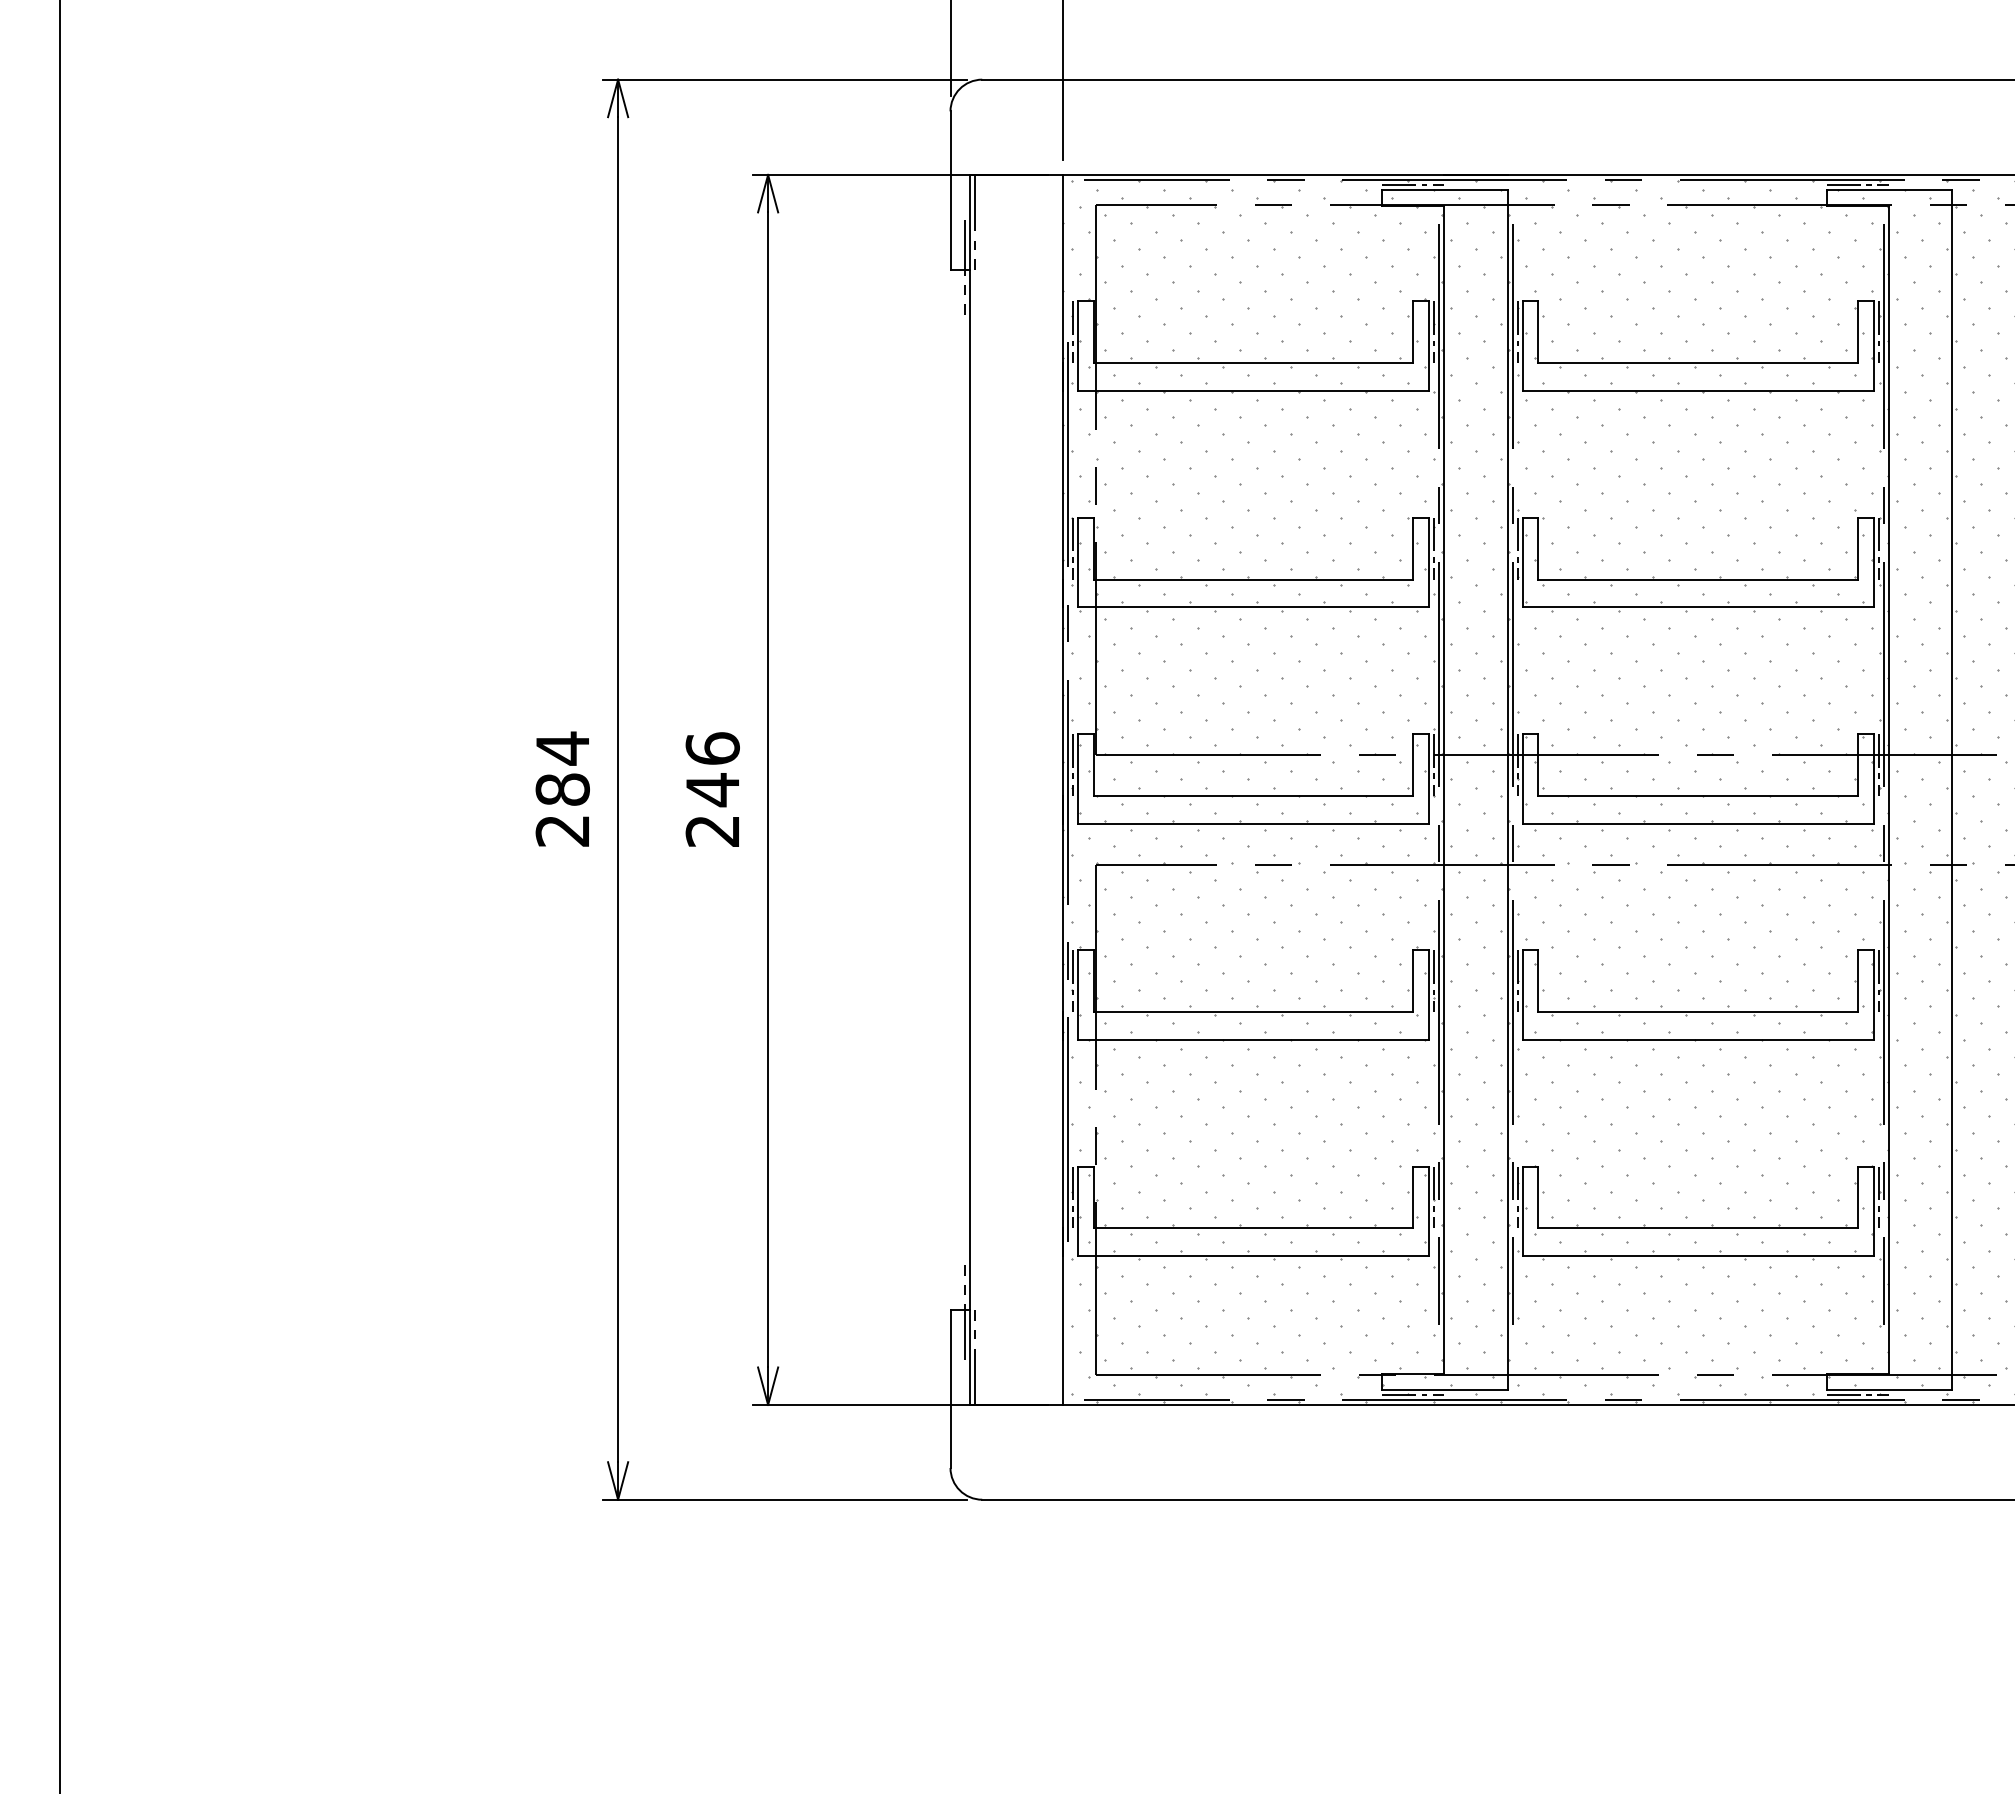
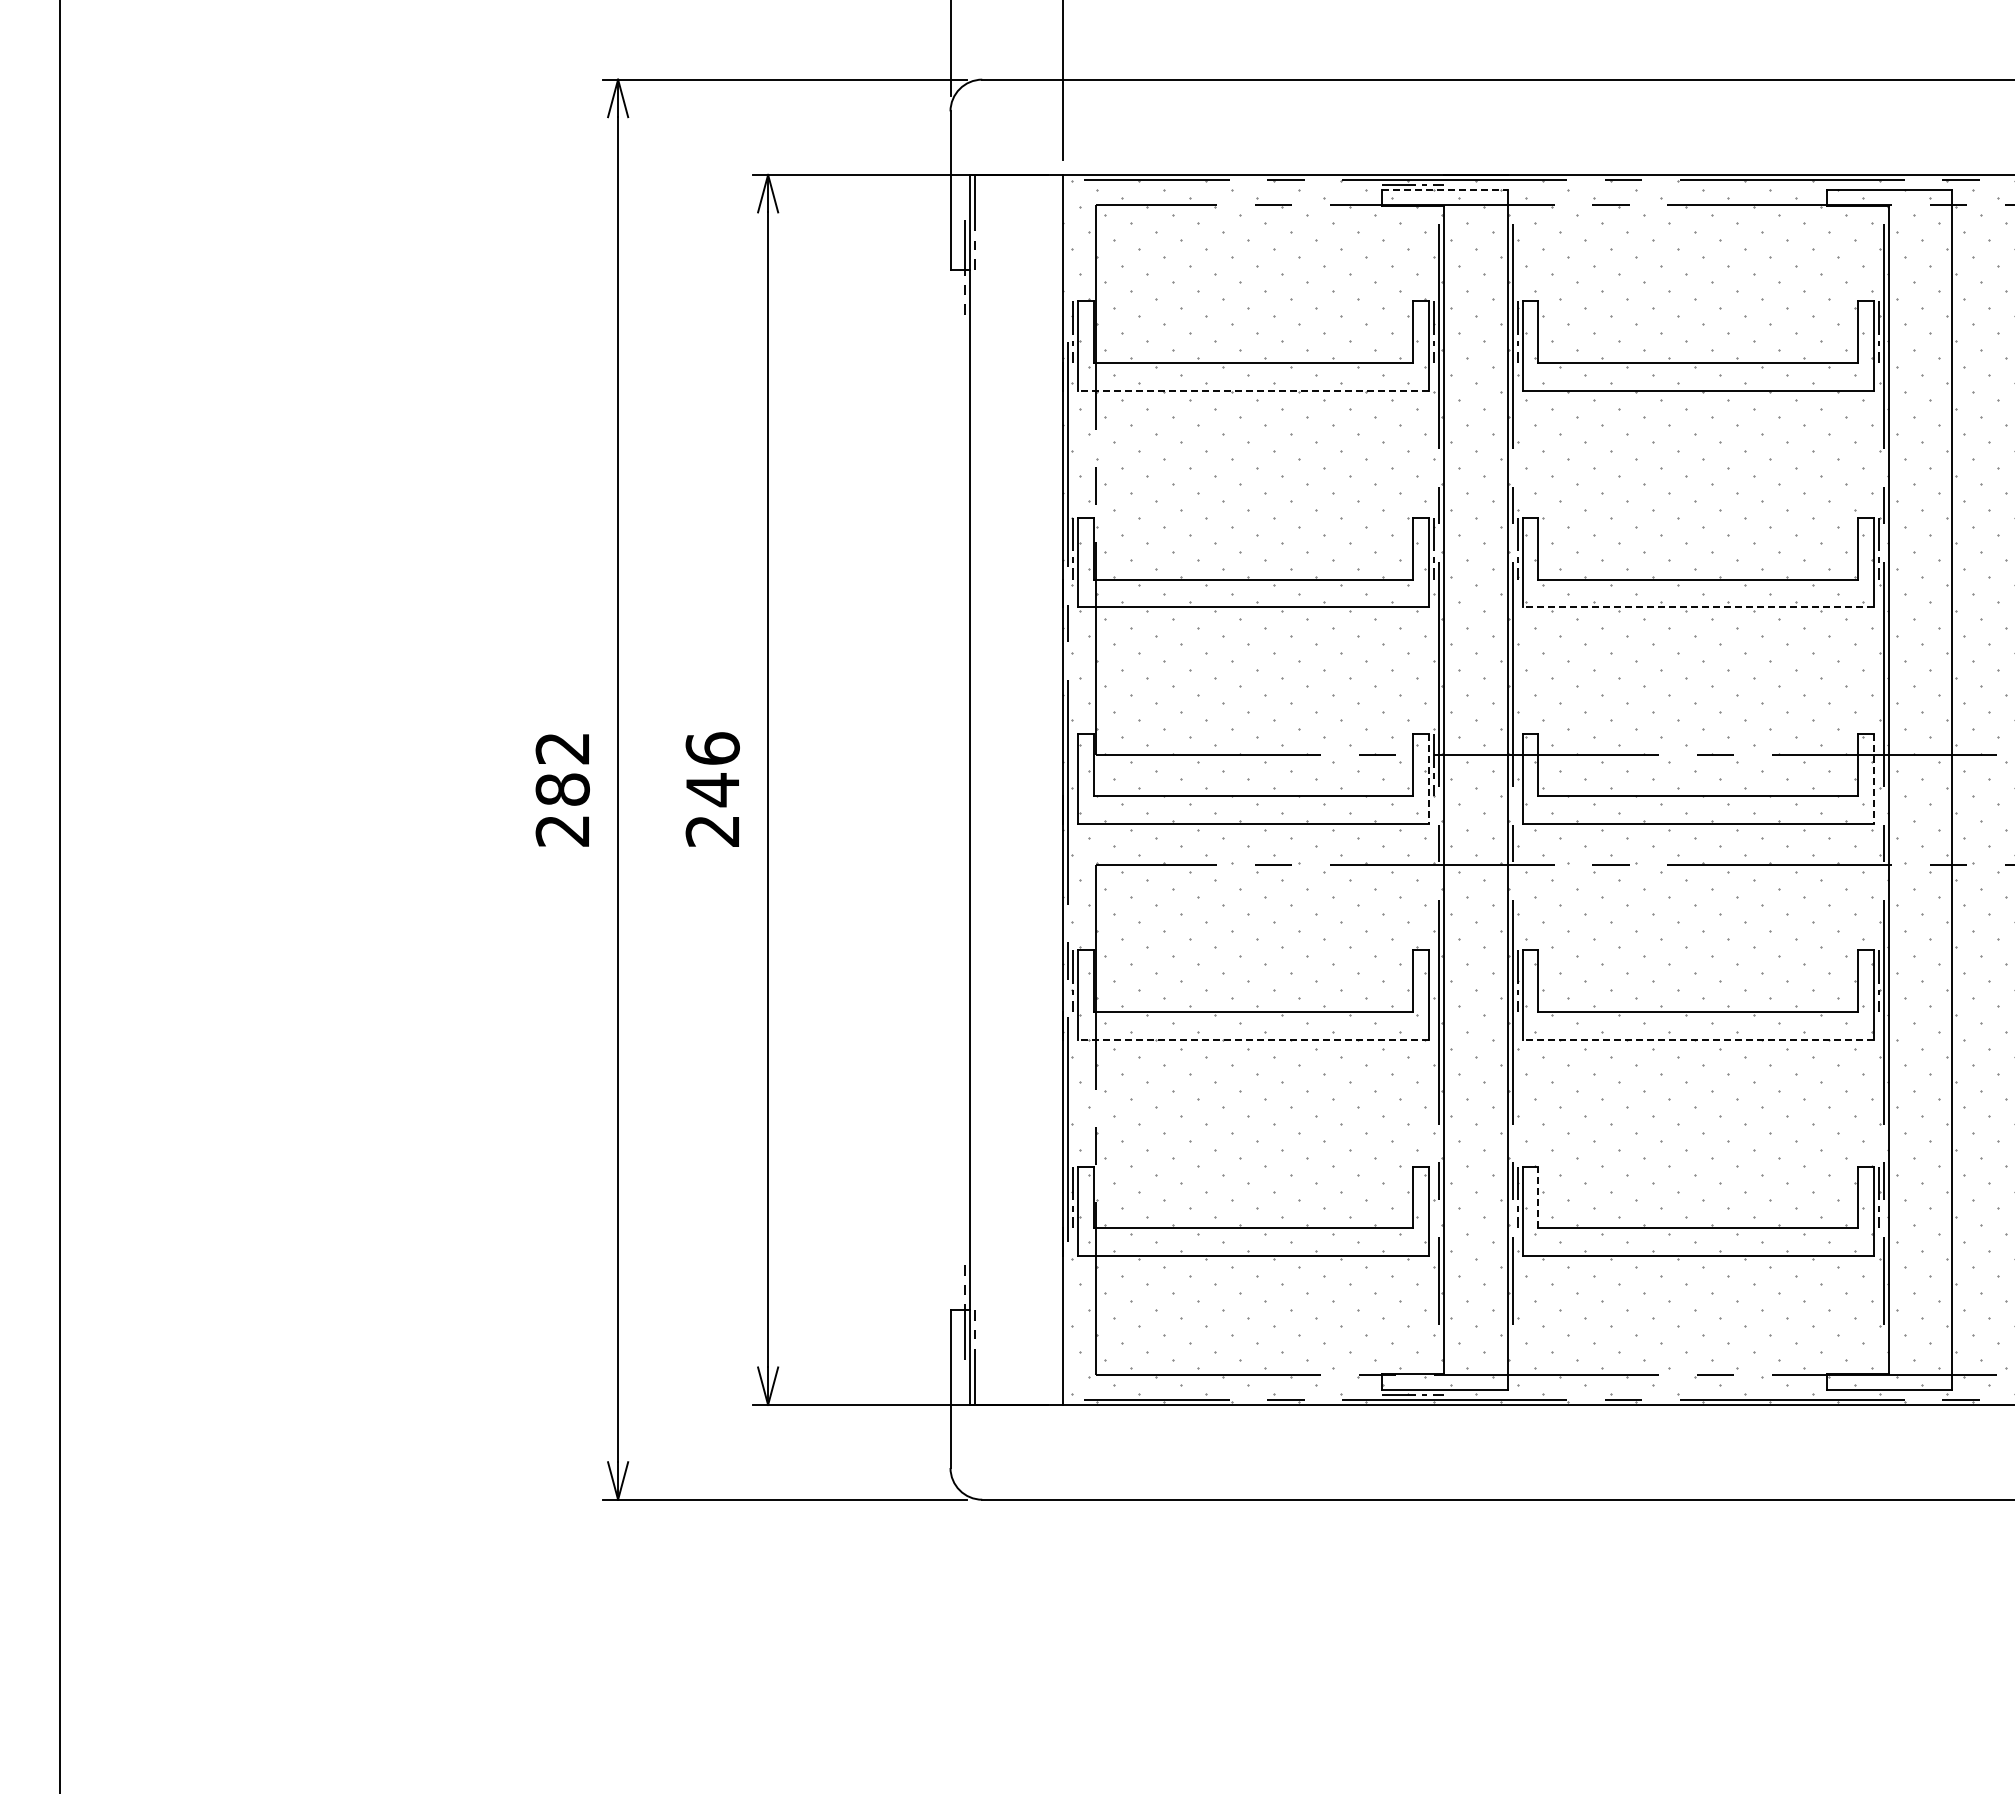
line: present -> none (1857, 184)
line: solid -> dashed (1444, 189)
line: solid -> dashed (1253, 391)
line: solid -> dashed (1698, 607)
text: 284 -> 282 (561, 748)
line: present -> none (1073, 764)
line: present -> none (1517, 764)
line: present -> none (1878, 764)
line: solid -> dashed (1429, 778)
line: solid -> dashed (1873, 778)
line: present -> none (1434, 981)
line: solid -> dashed (1253, 1040)
line: solid -> dashed (1698, 1040)
line: present -> none (1434, 1197)
line: solid -> dashed (1538, 1197)
line: present -> none (1857, 1394)
